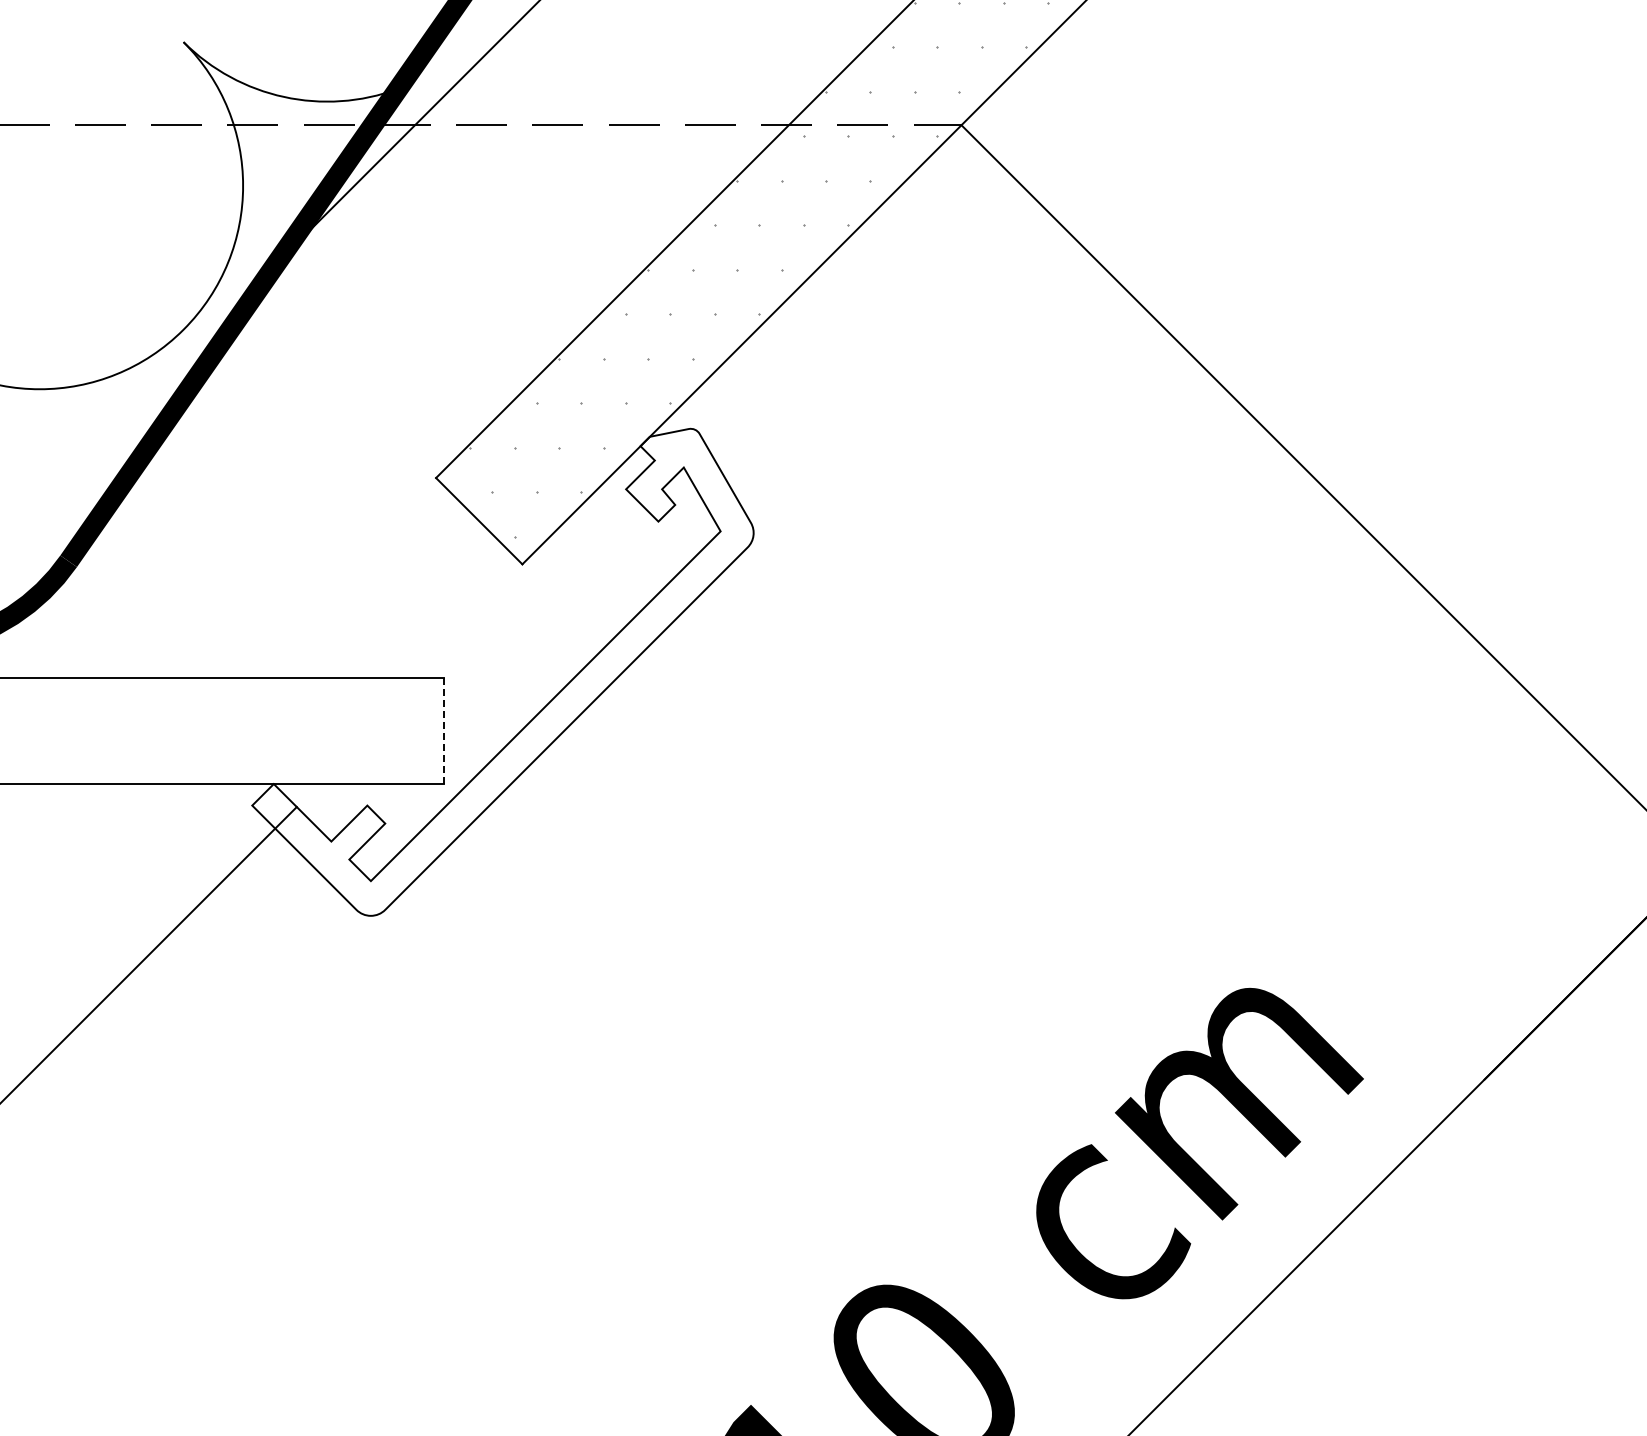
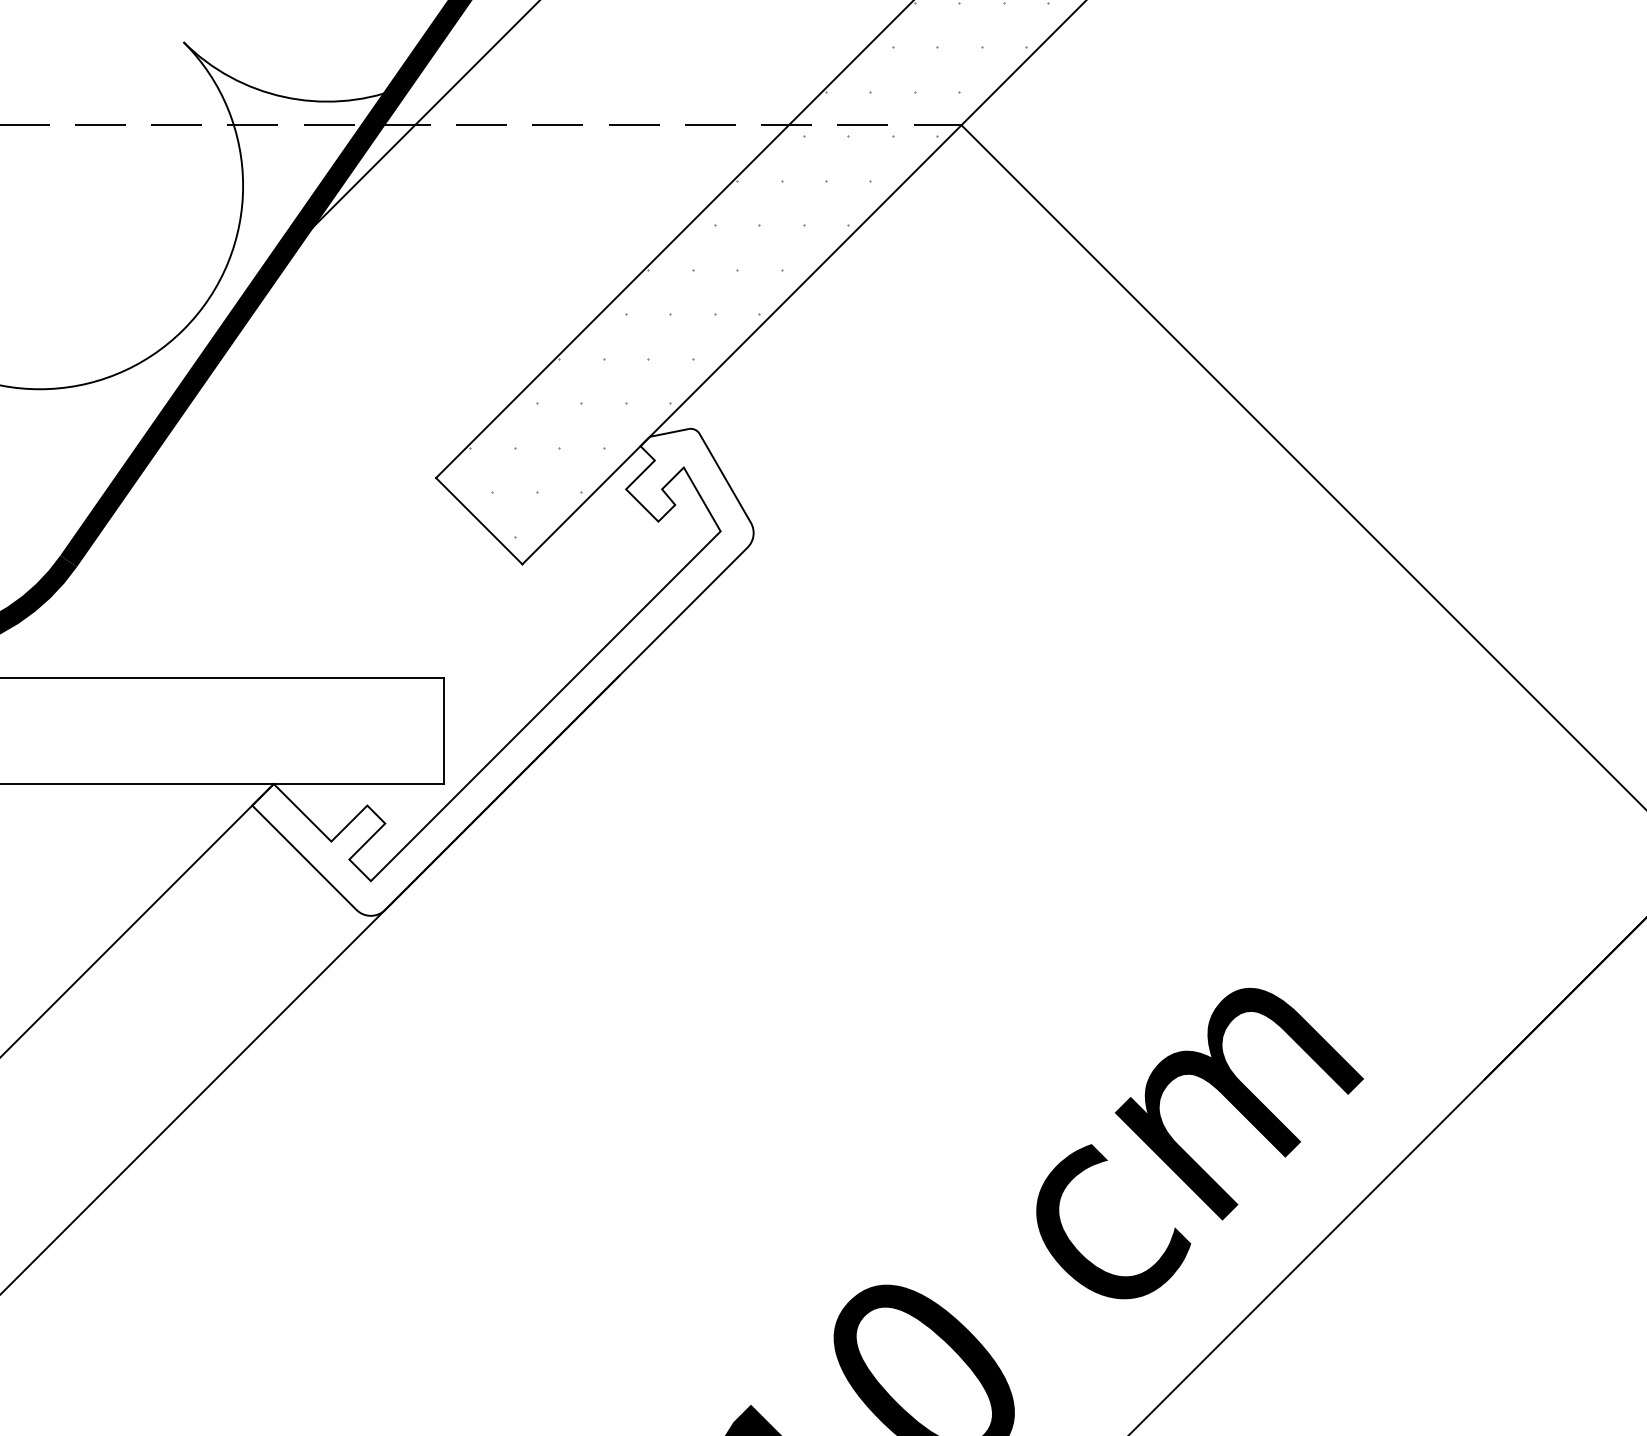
line: dashed -> solid (444, 731)
line position: (149, 954) -> (137, 919) (137, 919)
line: none -> present (310, 983)
